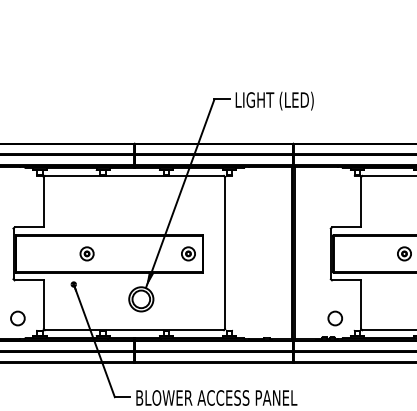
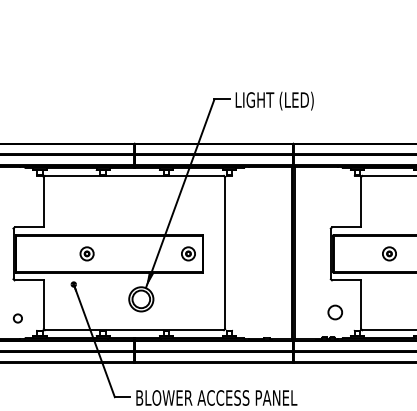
part position: (404, 253) -> (389, 253) (389, 253)
circle size: 16x17 px -> 11x11 px (17, 318)
circle position: (334, 318) -> (334, 312) (334, 312)
